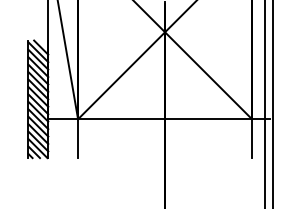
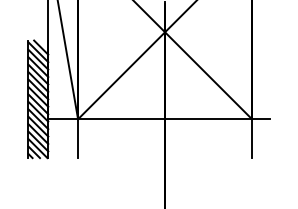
line: present -> none (264, 103)
line: present -> none (272, 103)
